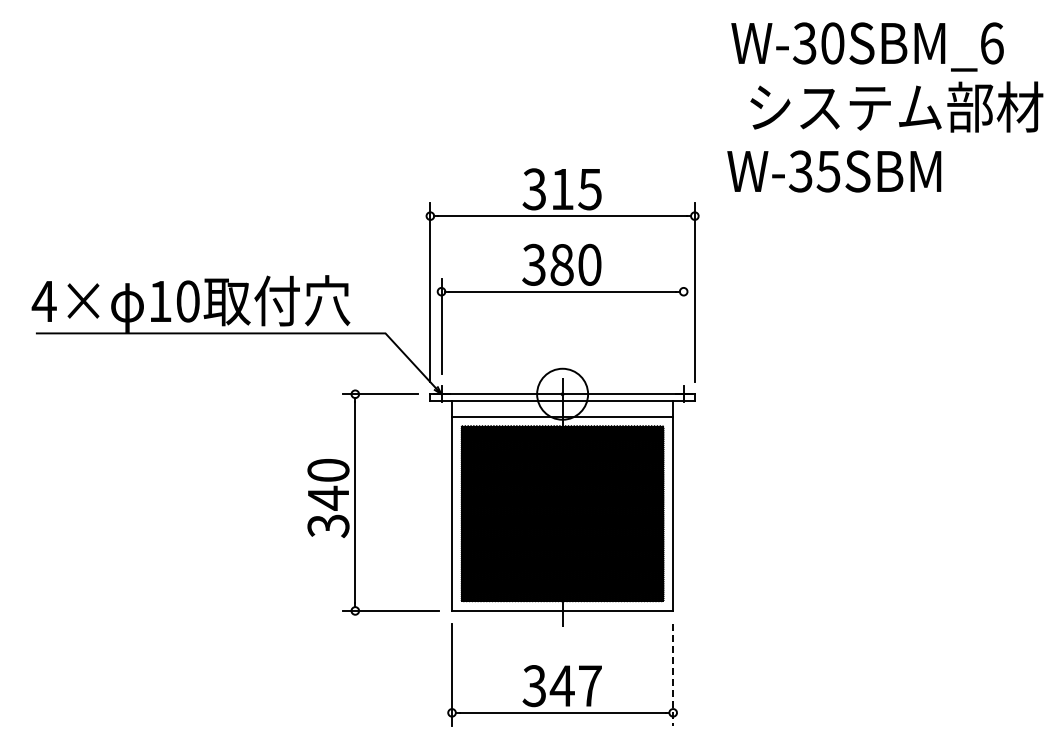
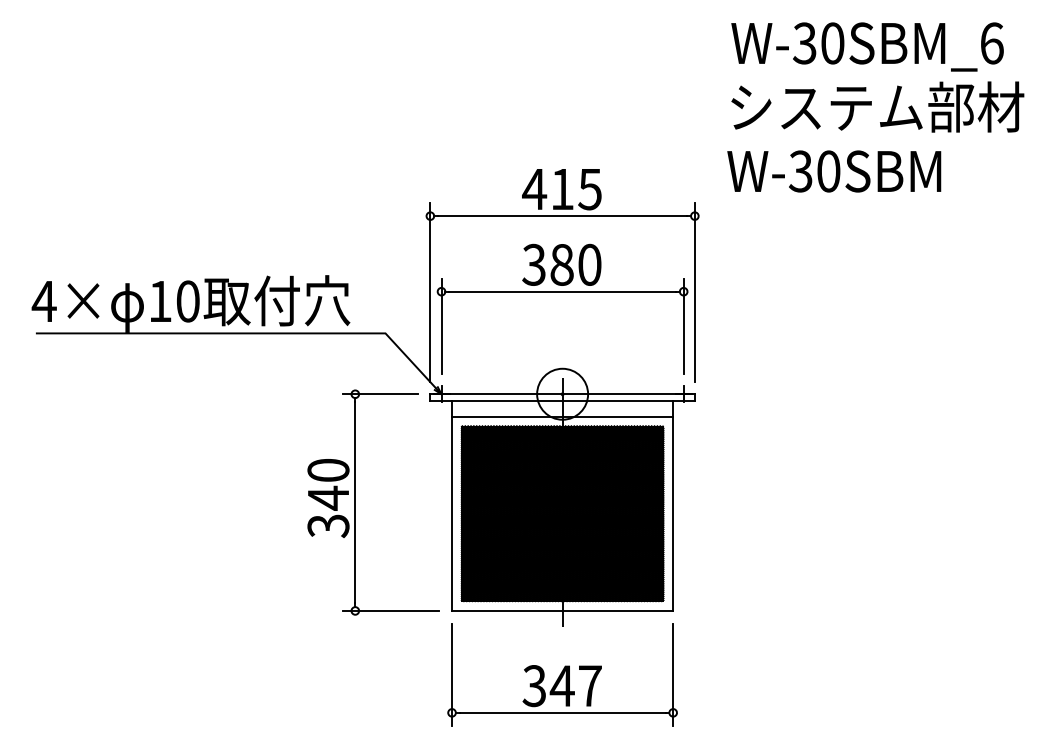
text position: (896, 106) -> (877, 106) (877, 106)
text: W-35SBM -> W-30SBM (828, 171)
text: 315 -> 415 (534, 189)
line: none -> present (683, 325)
line: dashed -> solid (673, 674)
